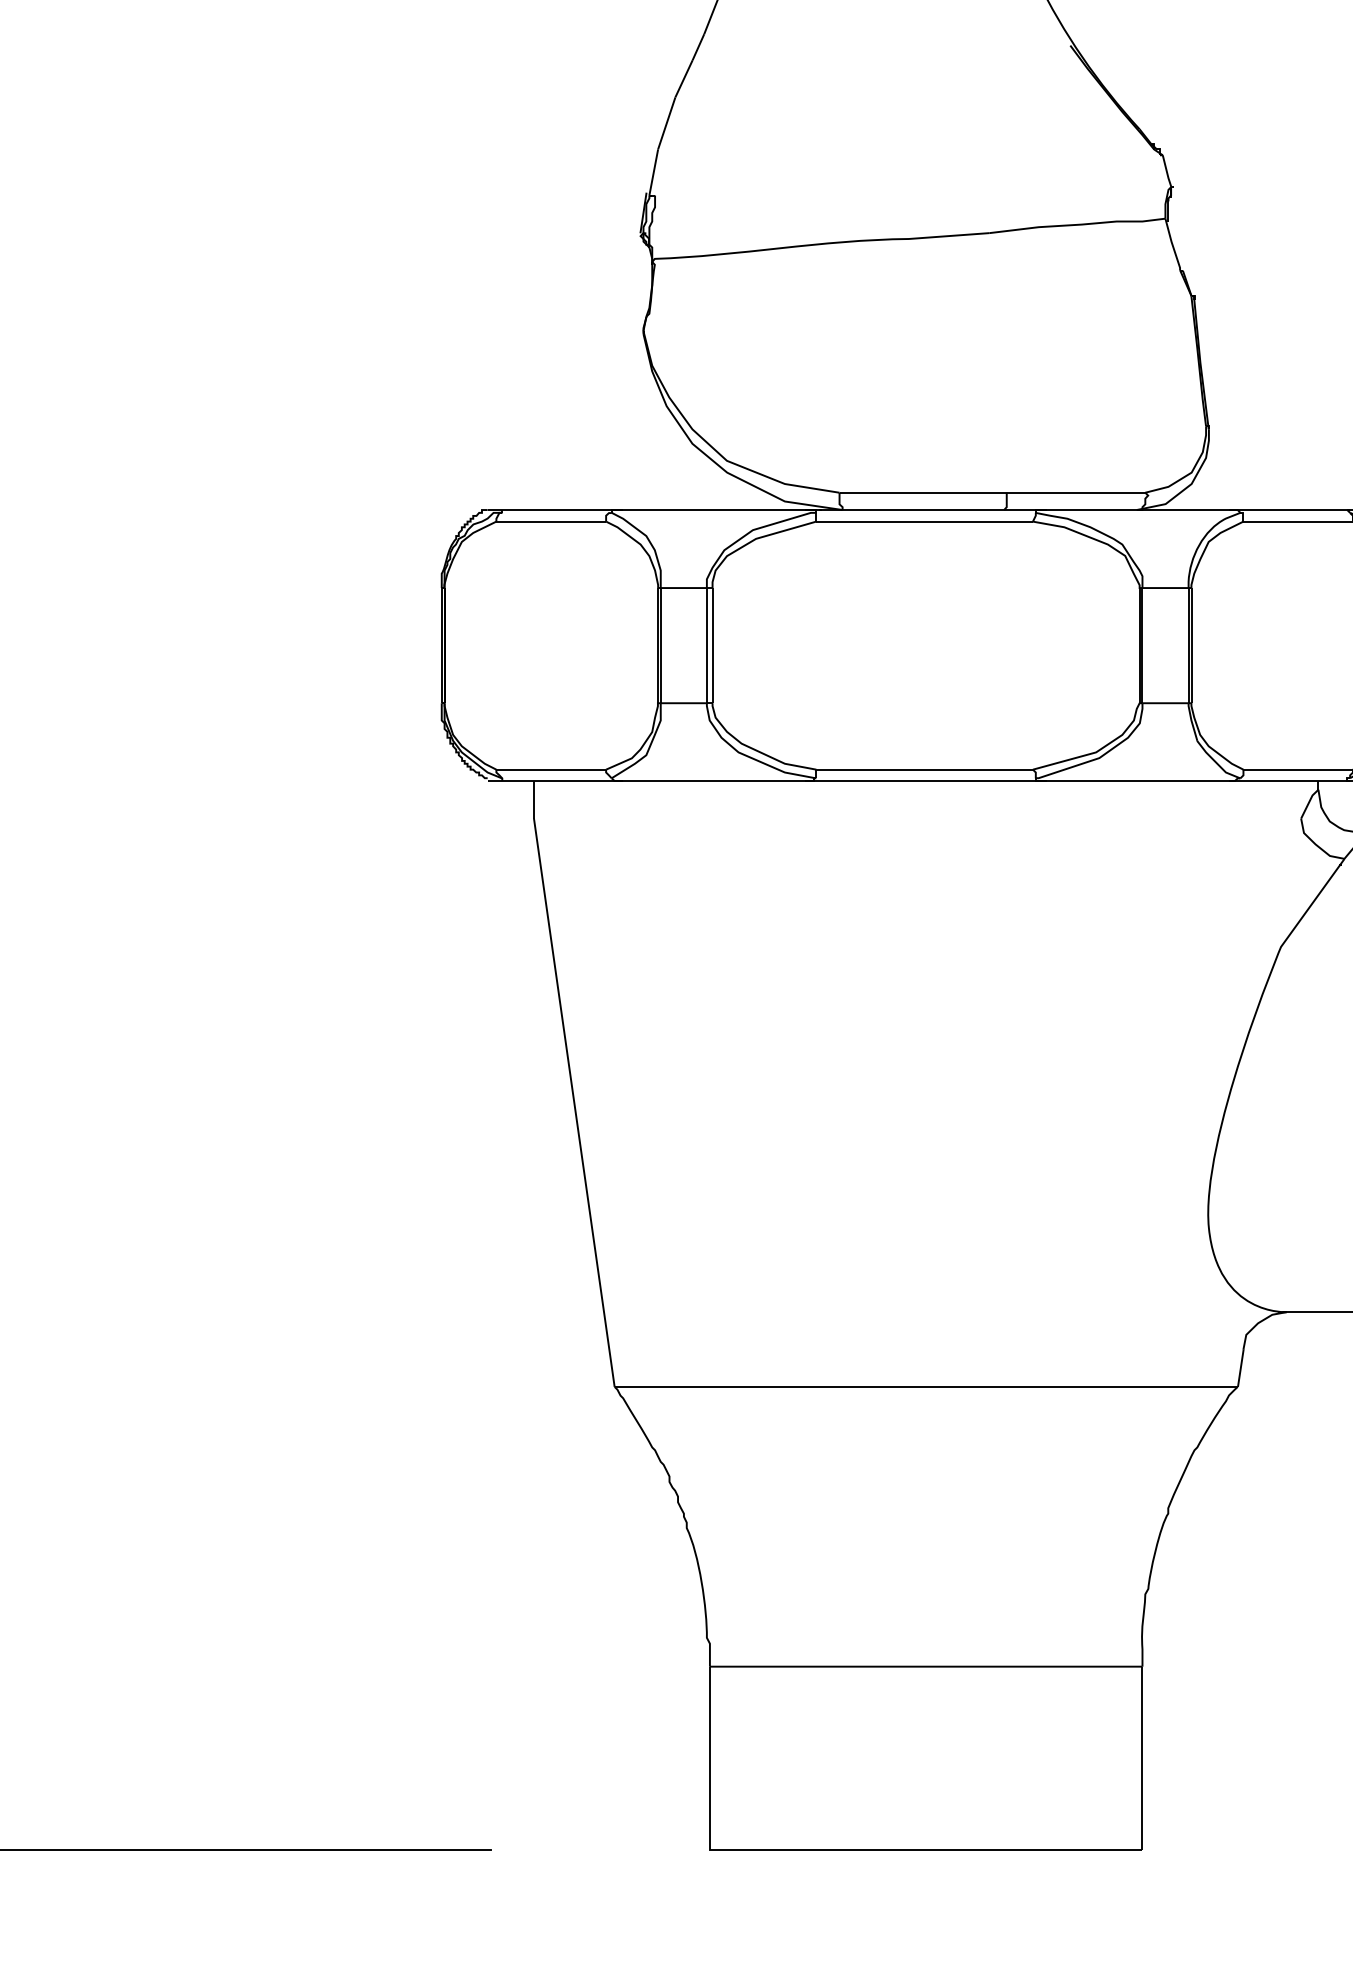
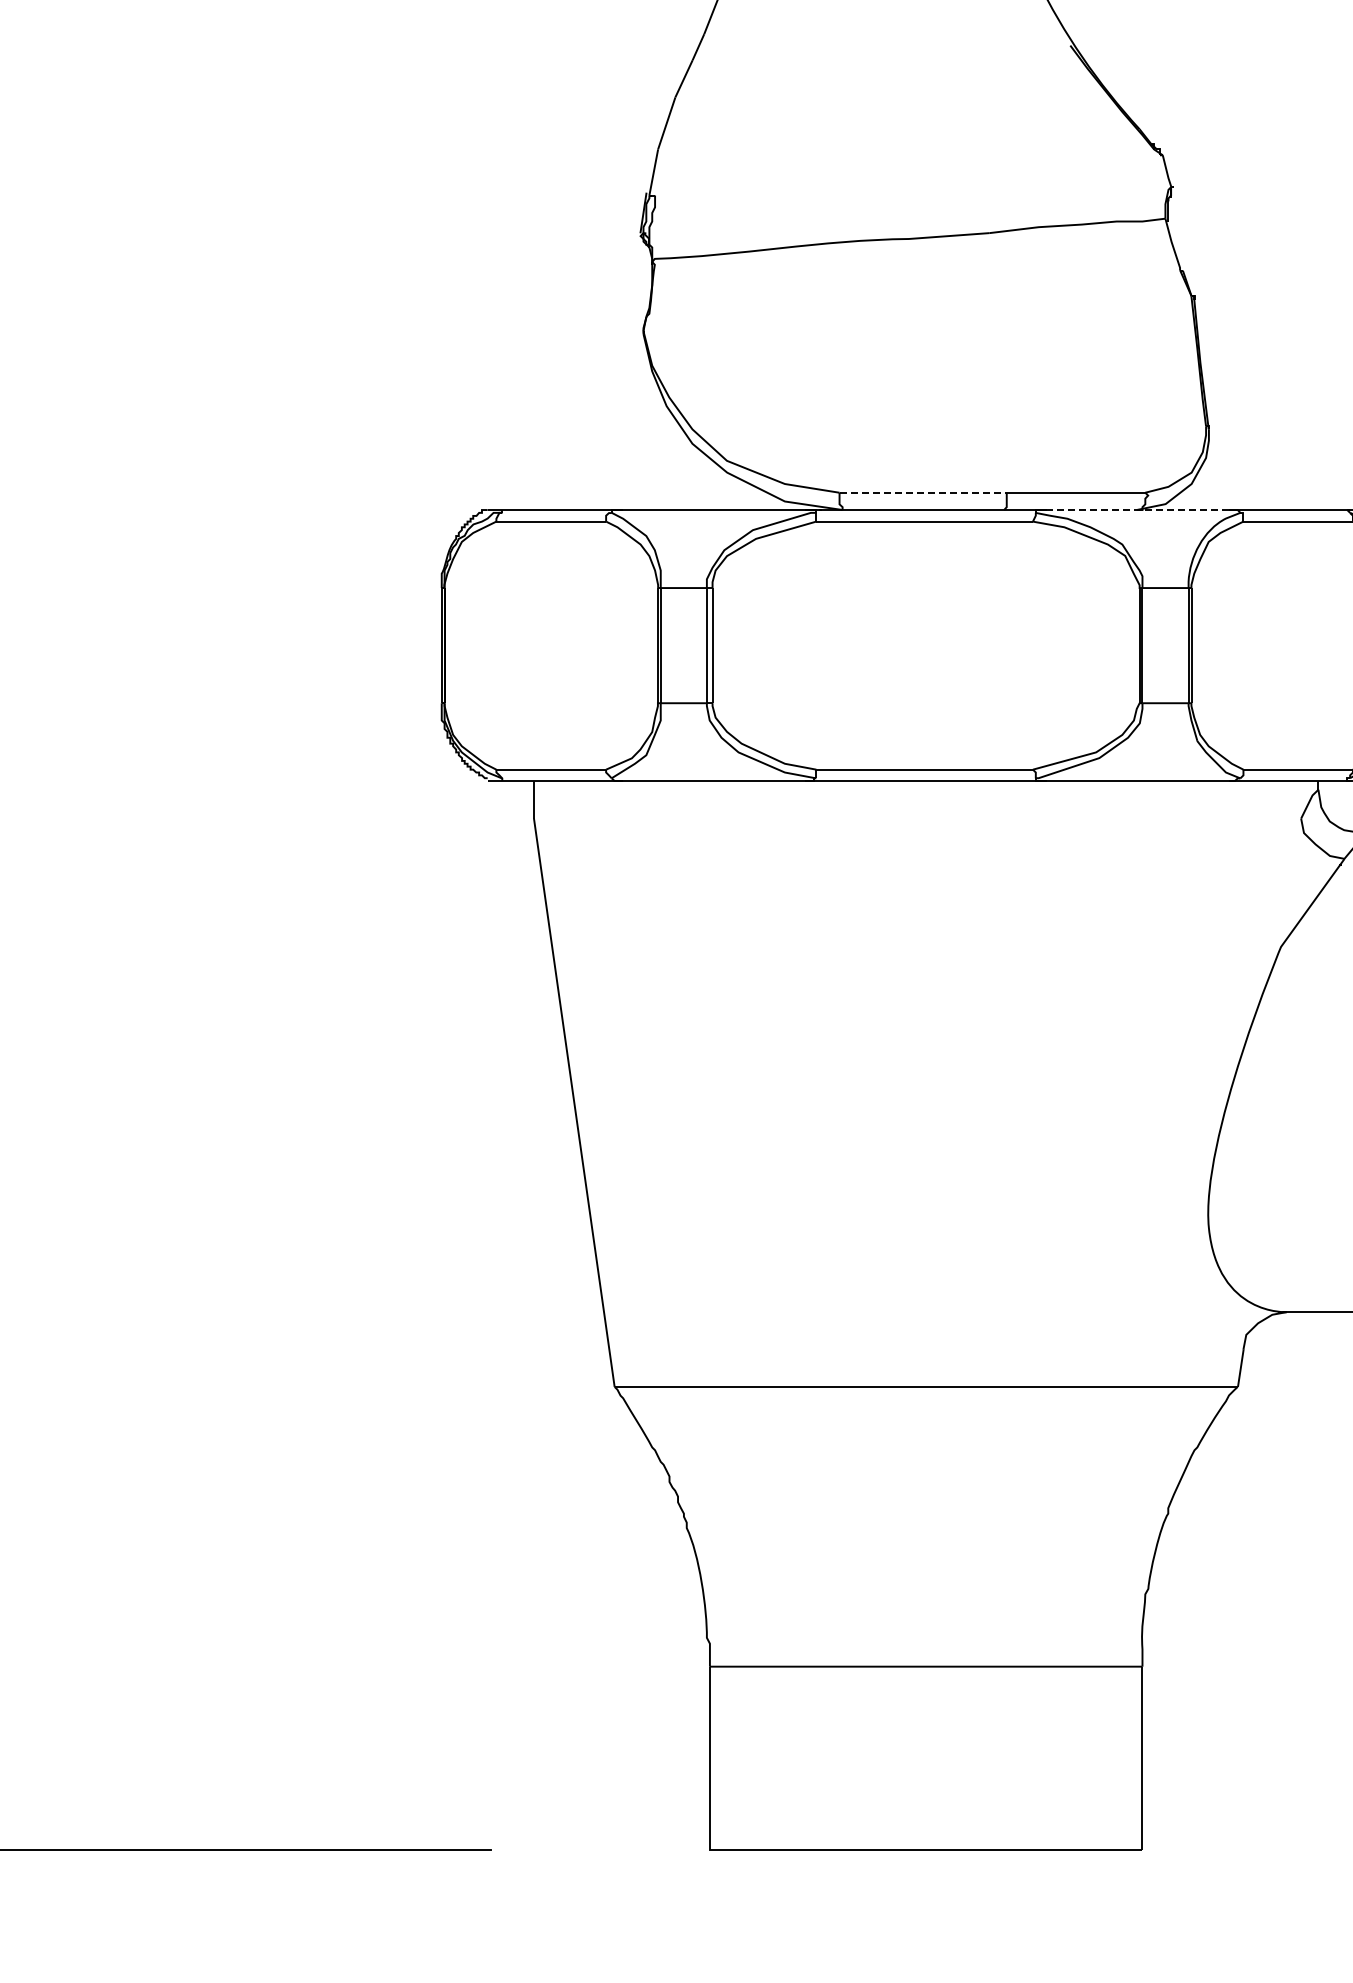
line: solid -> dashed (923, 492)
line: solid -> dashed (1138, 510)
